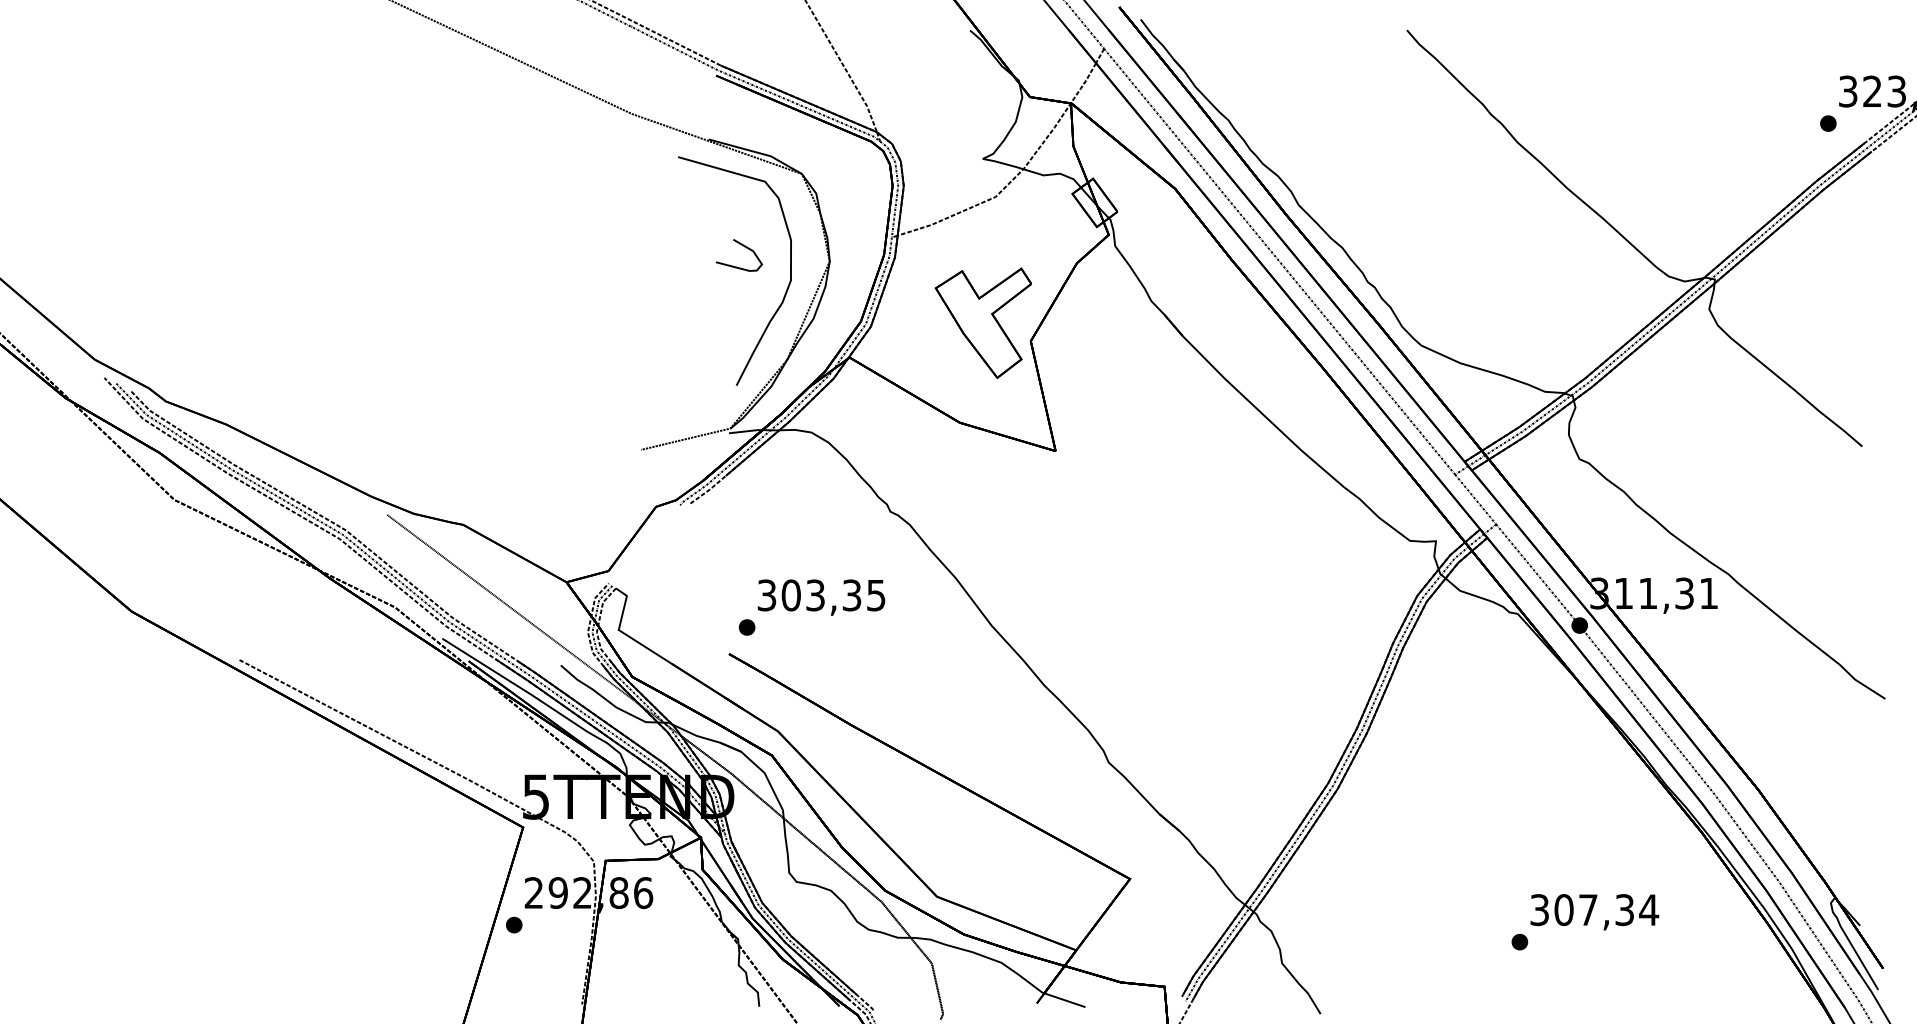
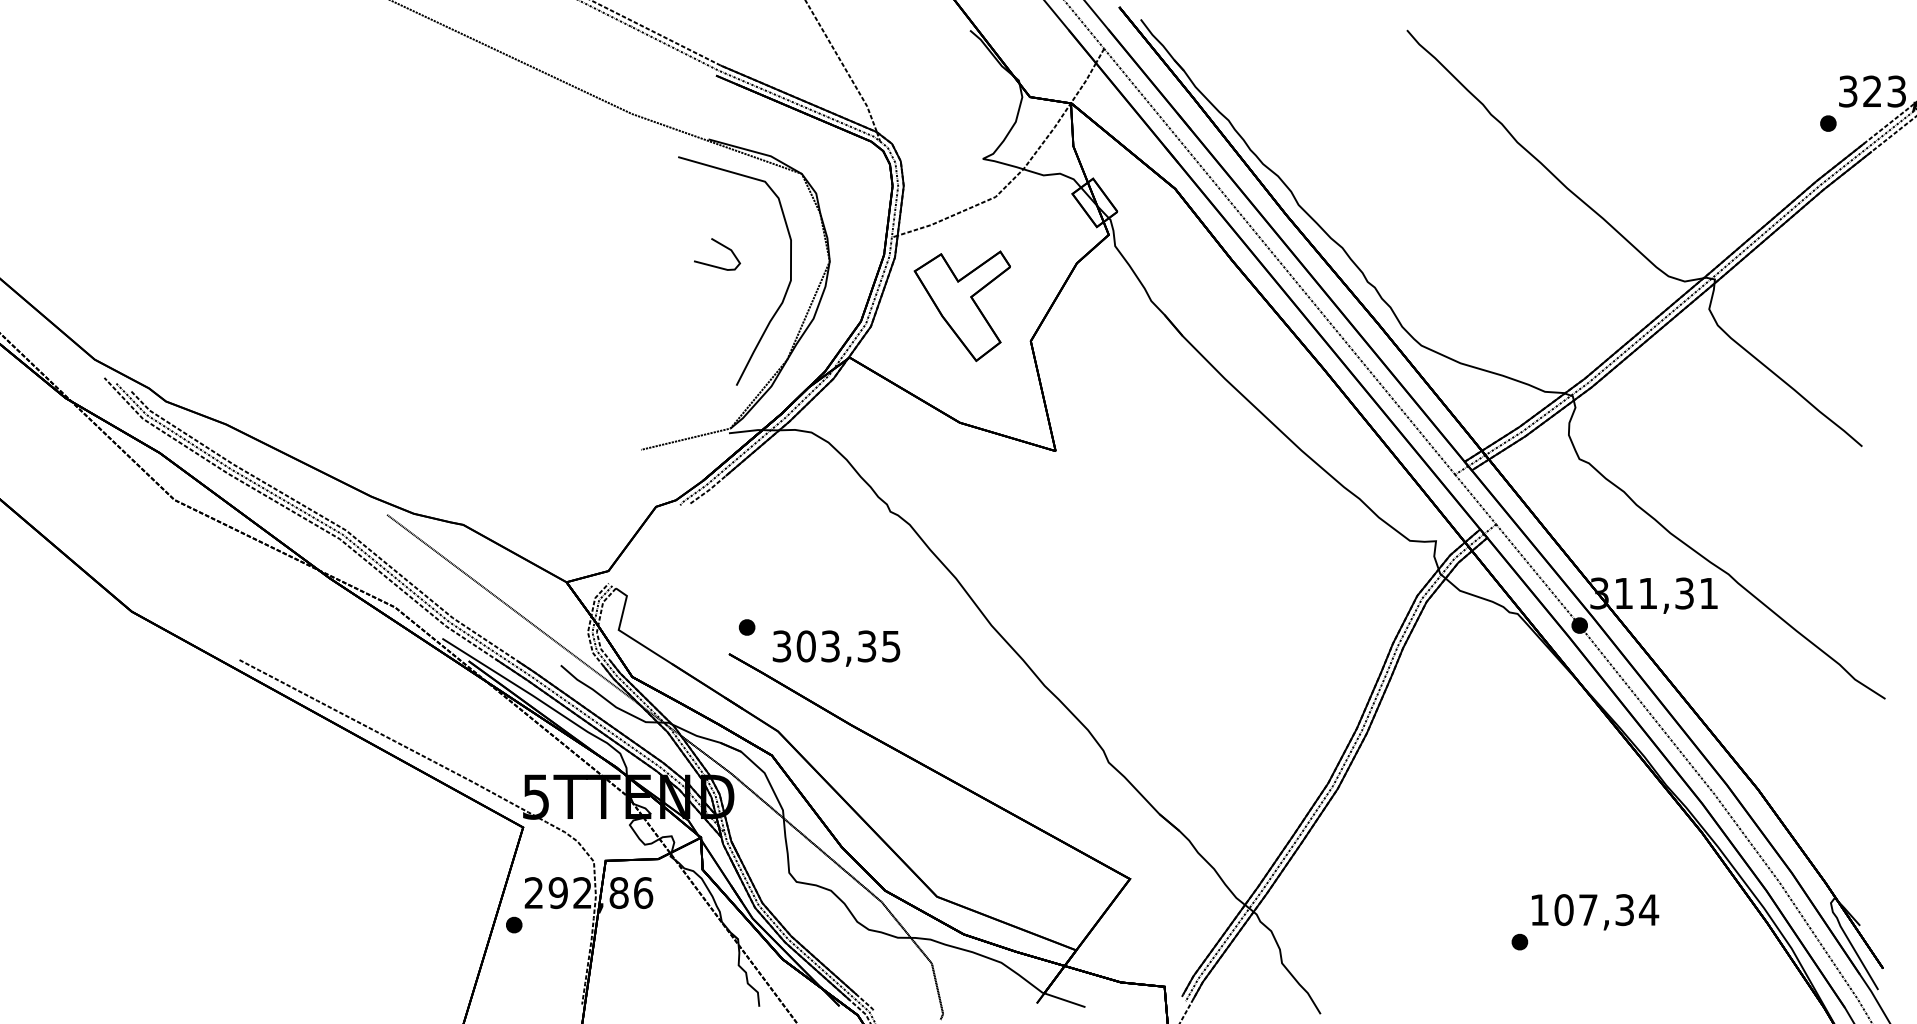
curve position: (744, 247) -> (722, 246) (722, 246)
part position: (982, 322) -> (961, 305) (961, 305)
text position: (821, 597) -> (836, 648) (836, 648)
text: 307,34 -> 107,34 (1539, 910)
